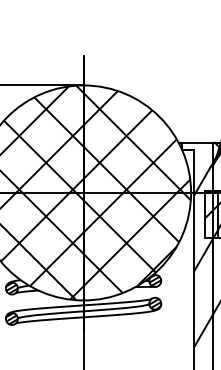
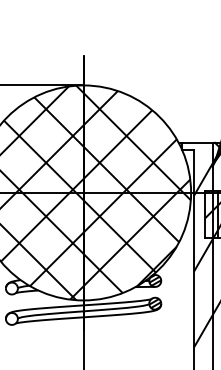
hatch: present -> none (11, 287)
hatch: present -> none (11, 318)
